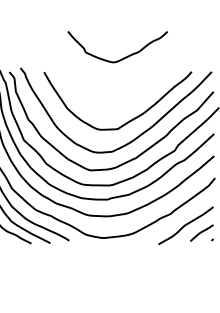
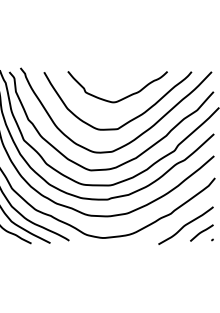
curve position: (123, 57) -> (123, 97) (123, 97)
